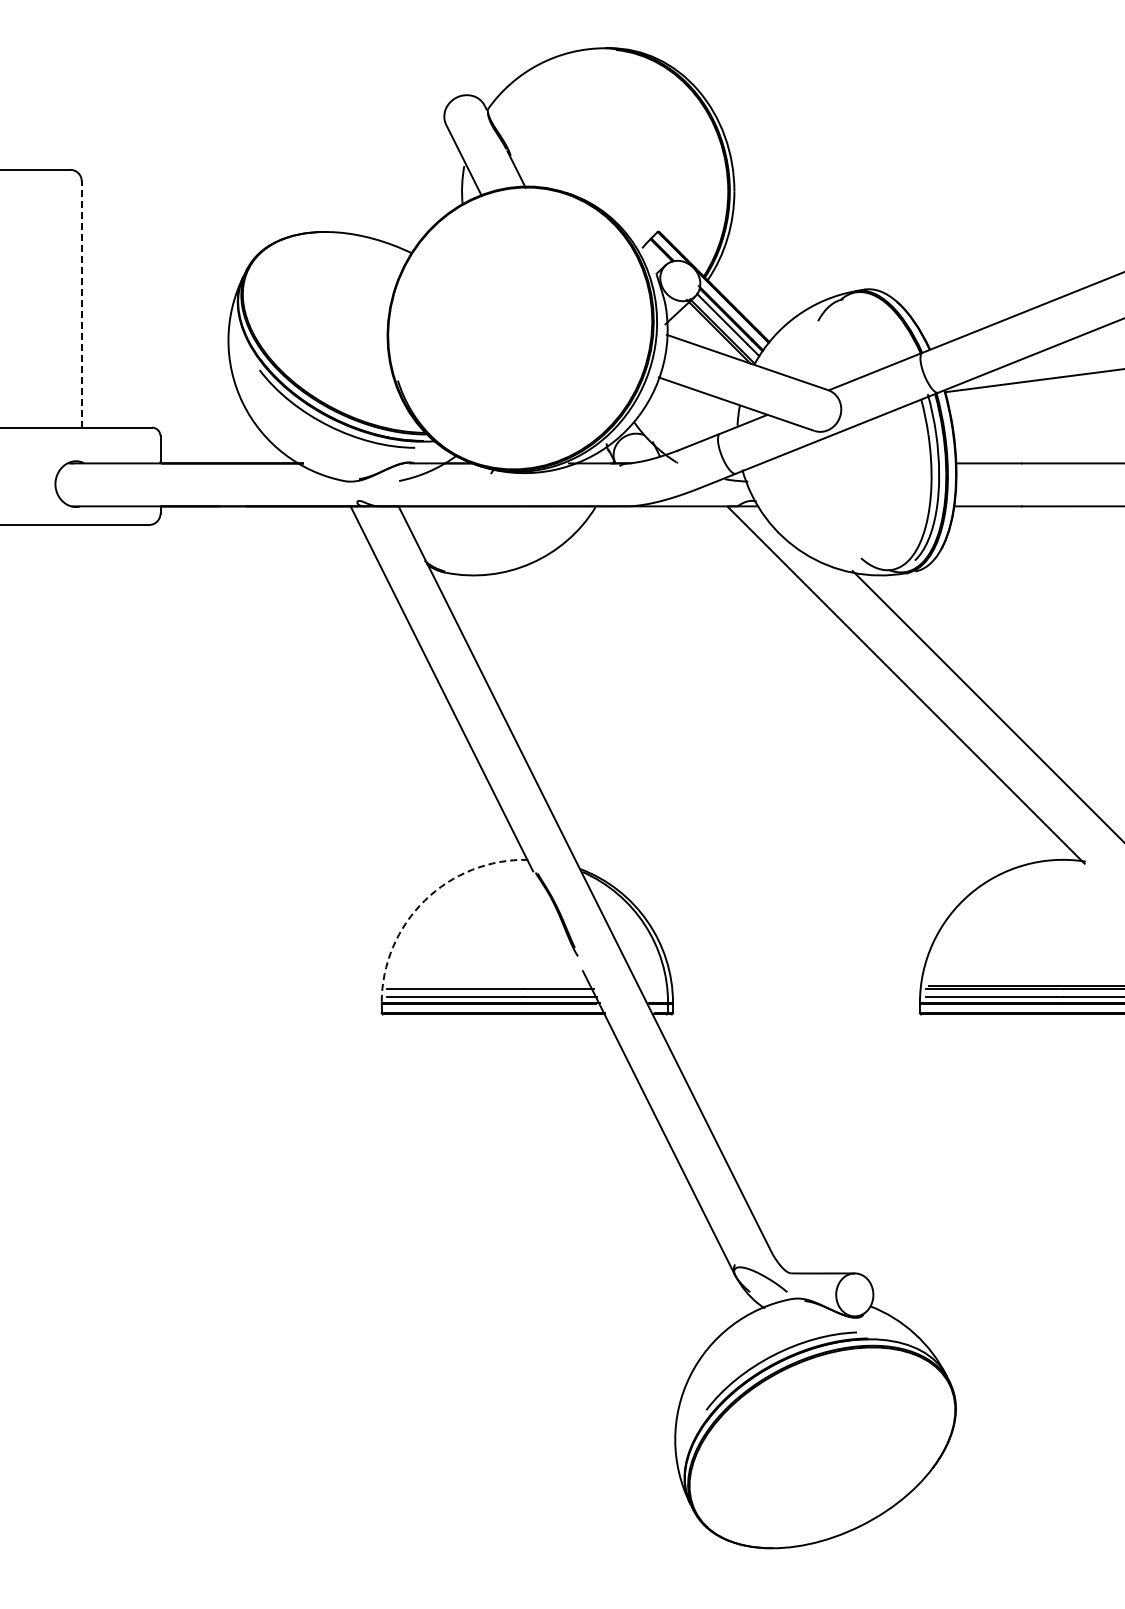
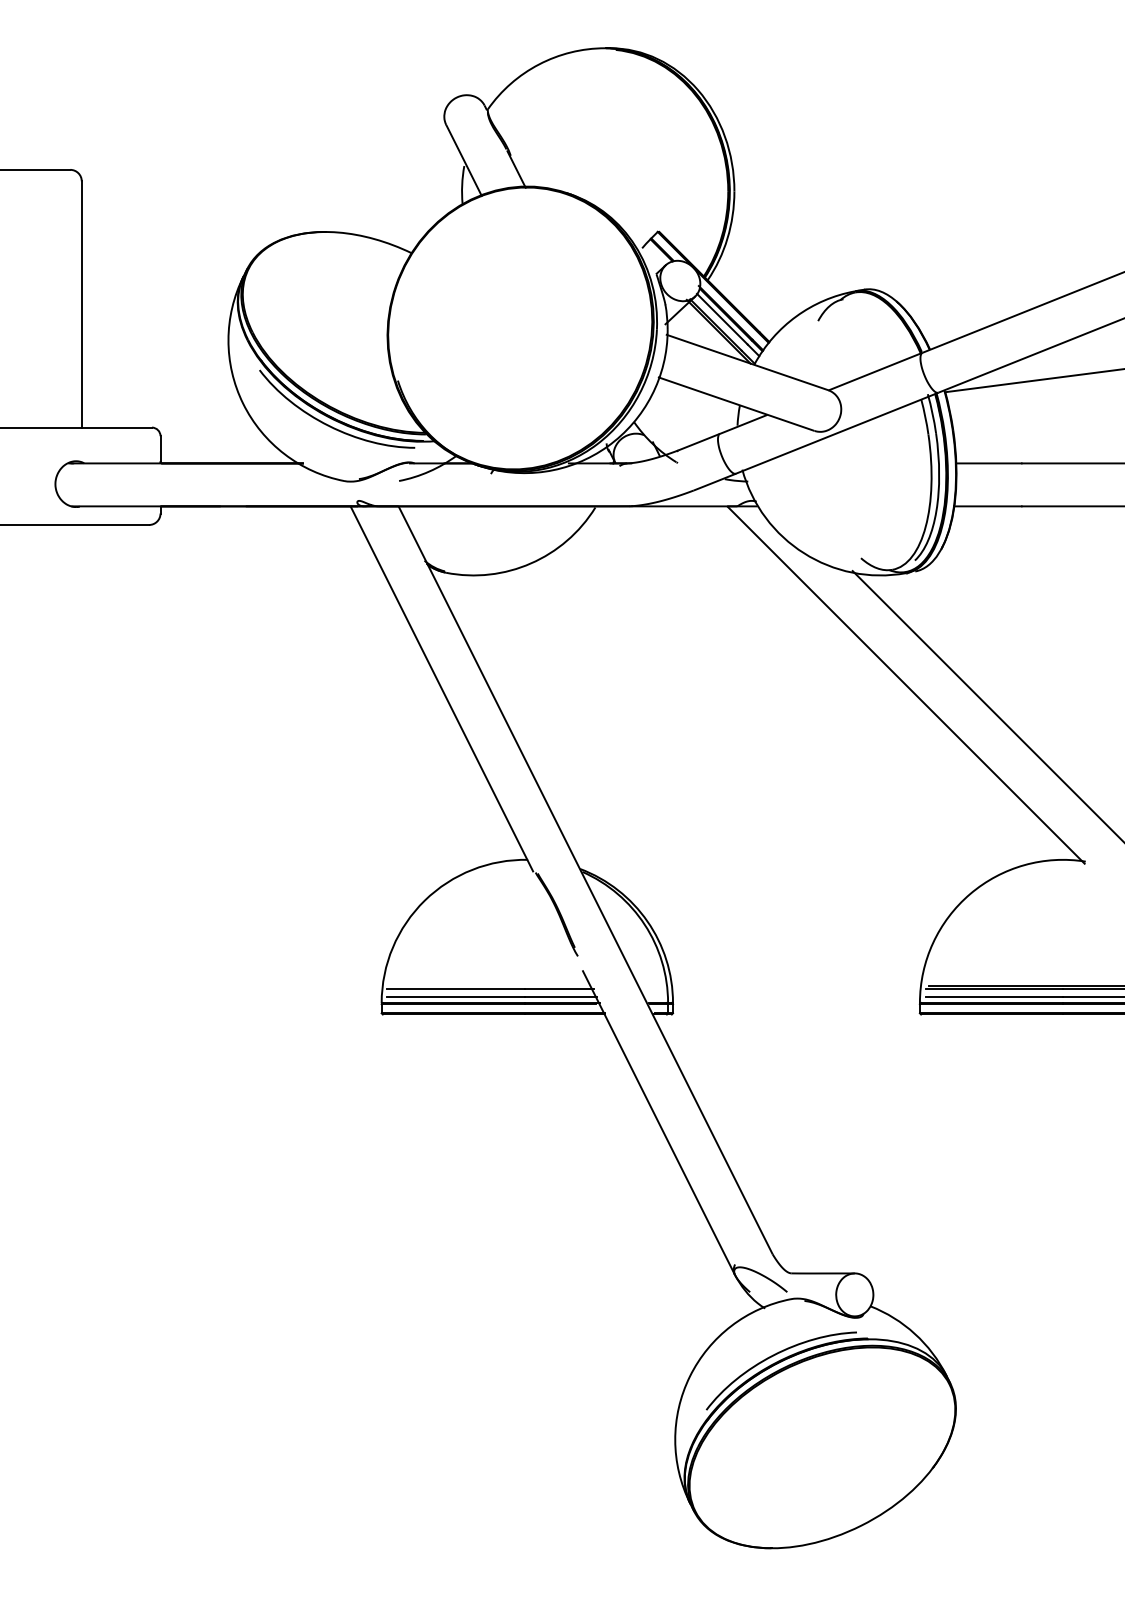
line: dashed -> solid (81, 303)
arc: dashed -> solid (424, 900)
